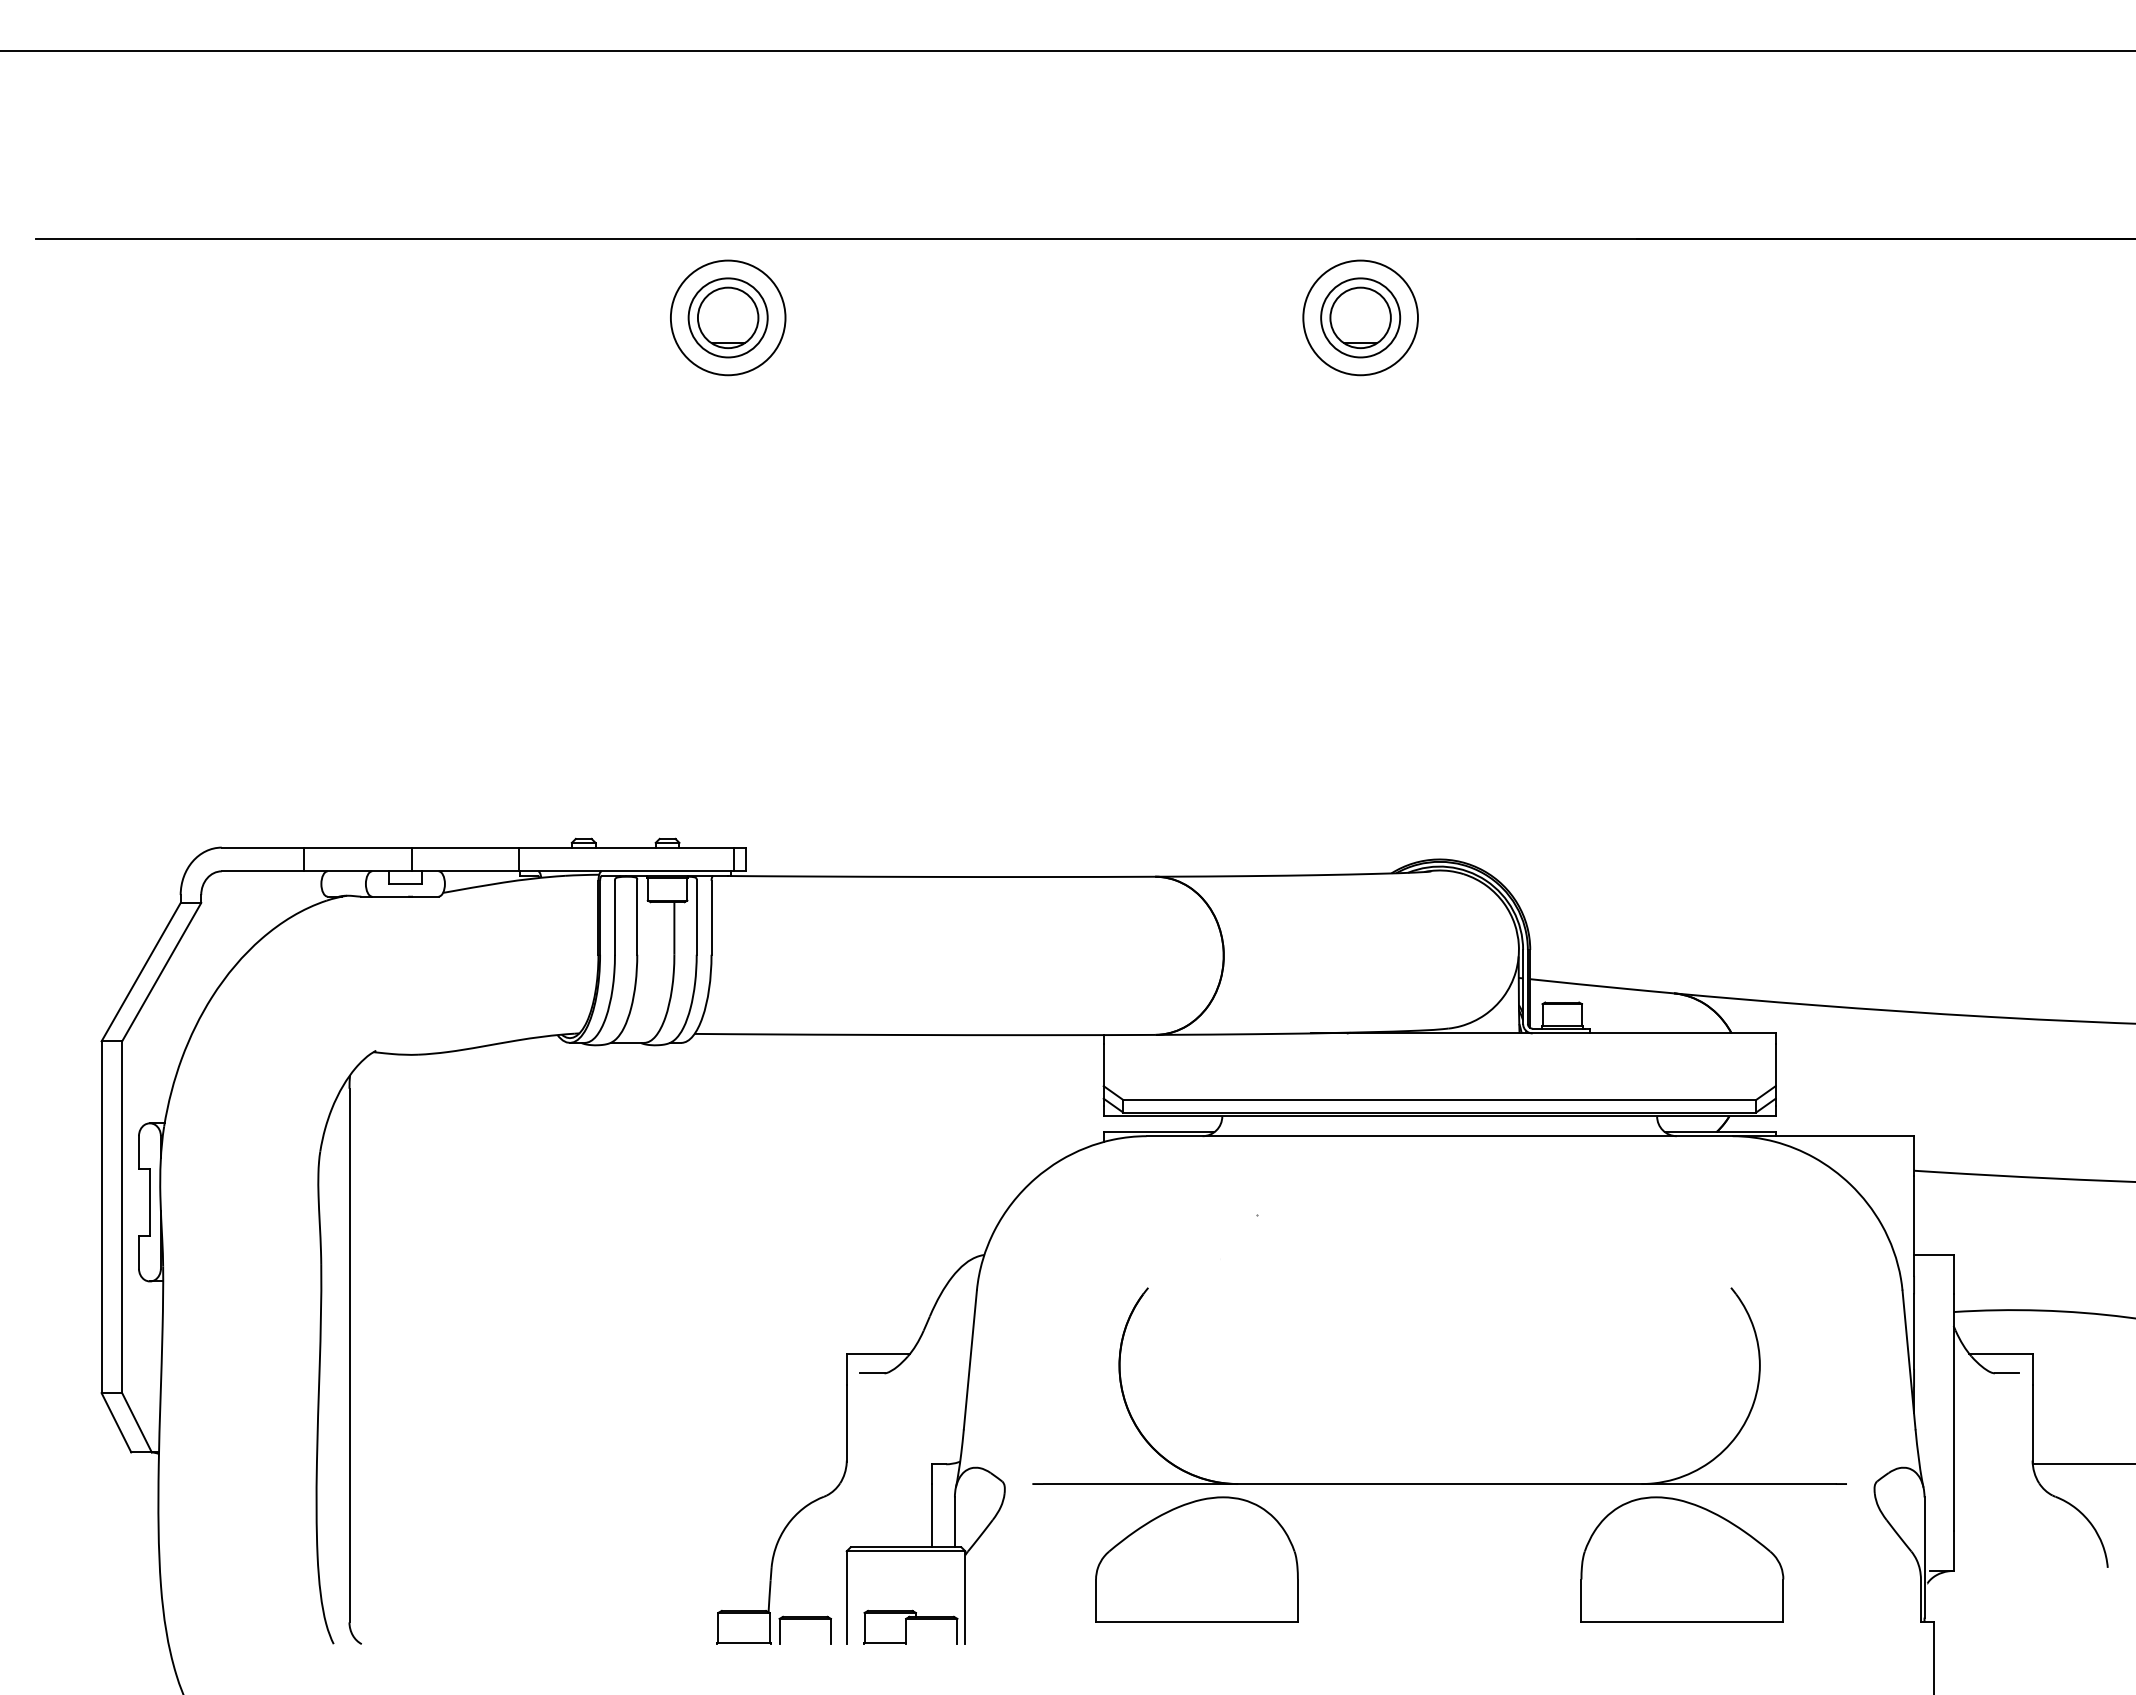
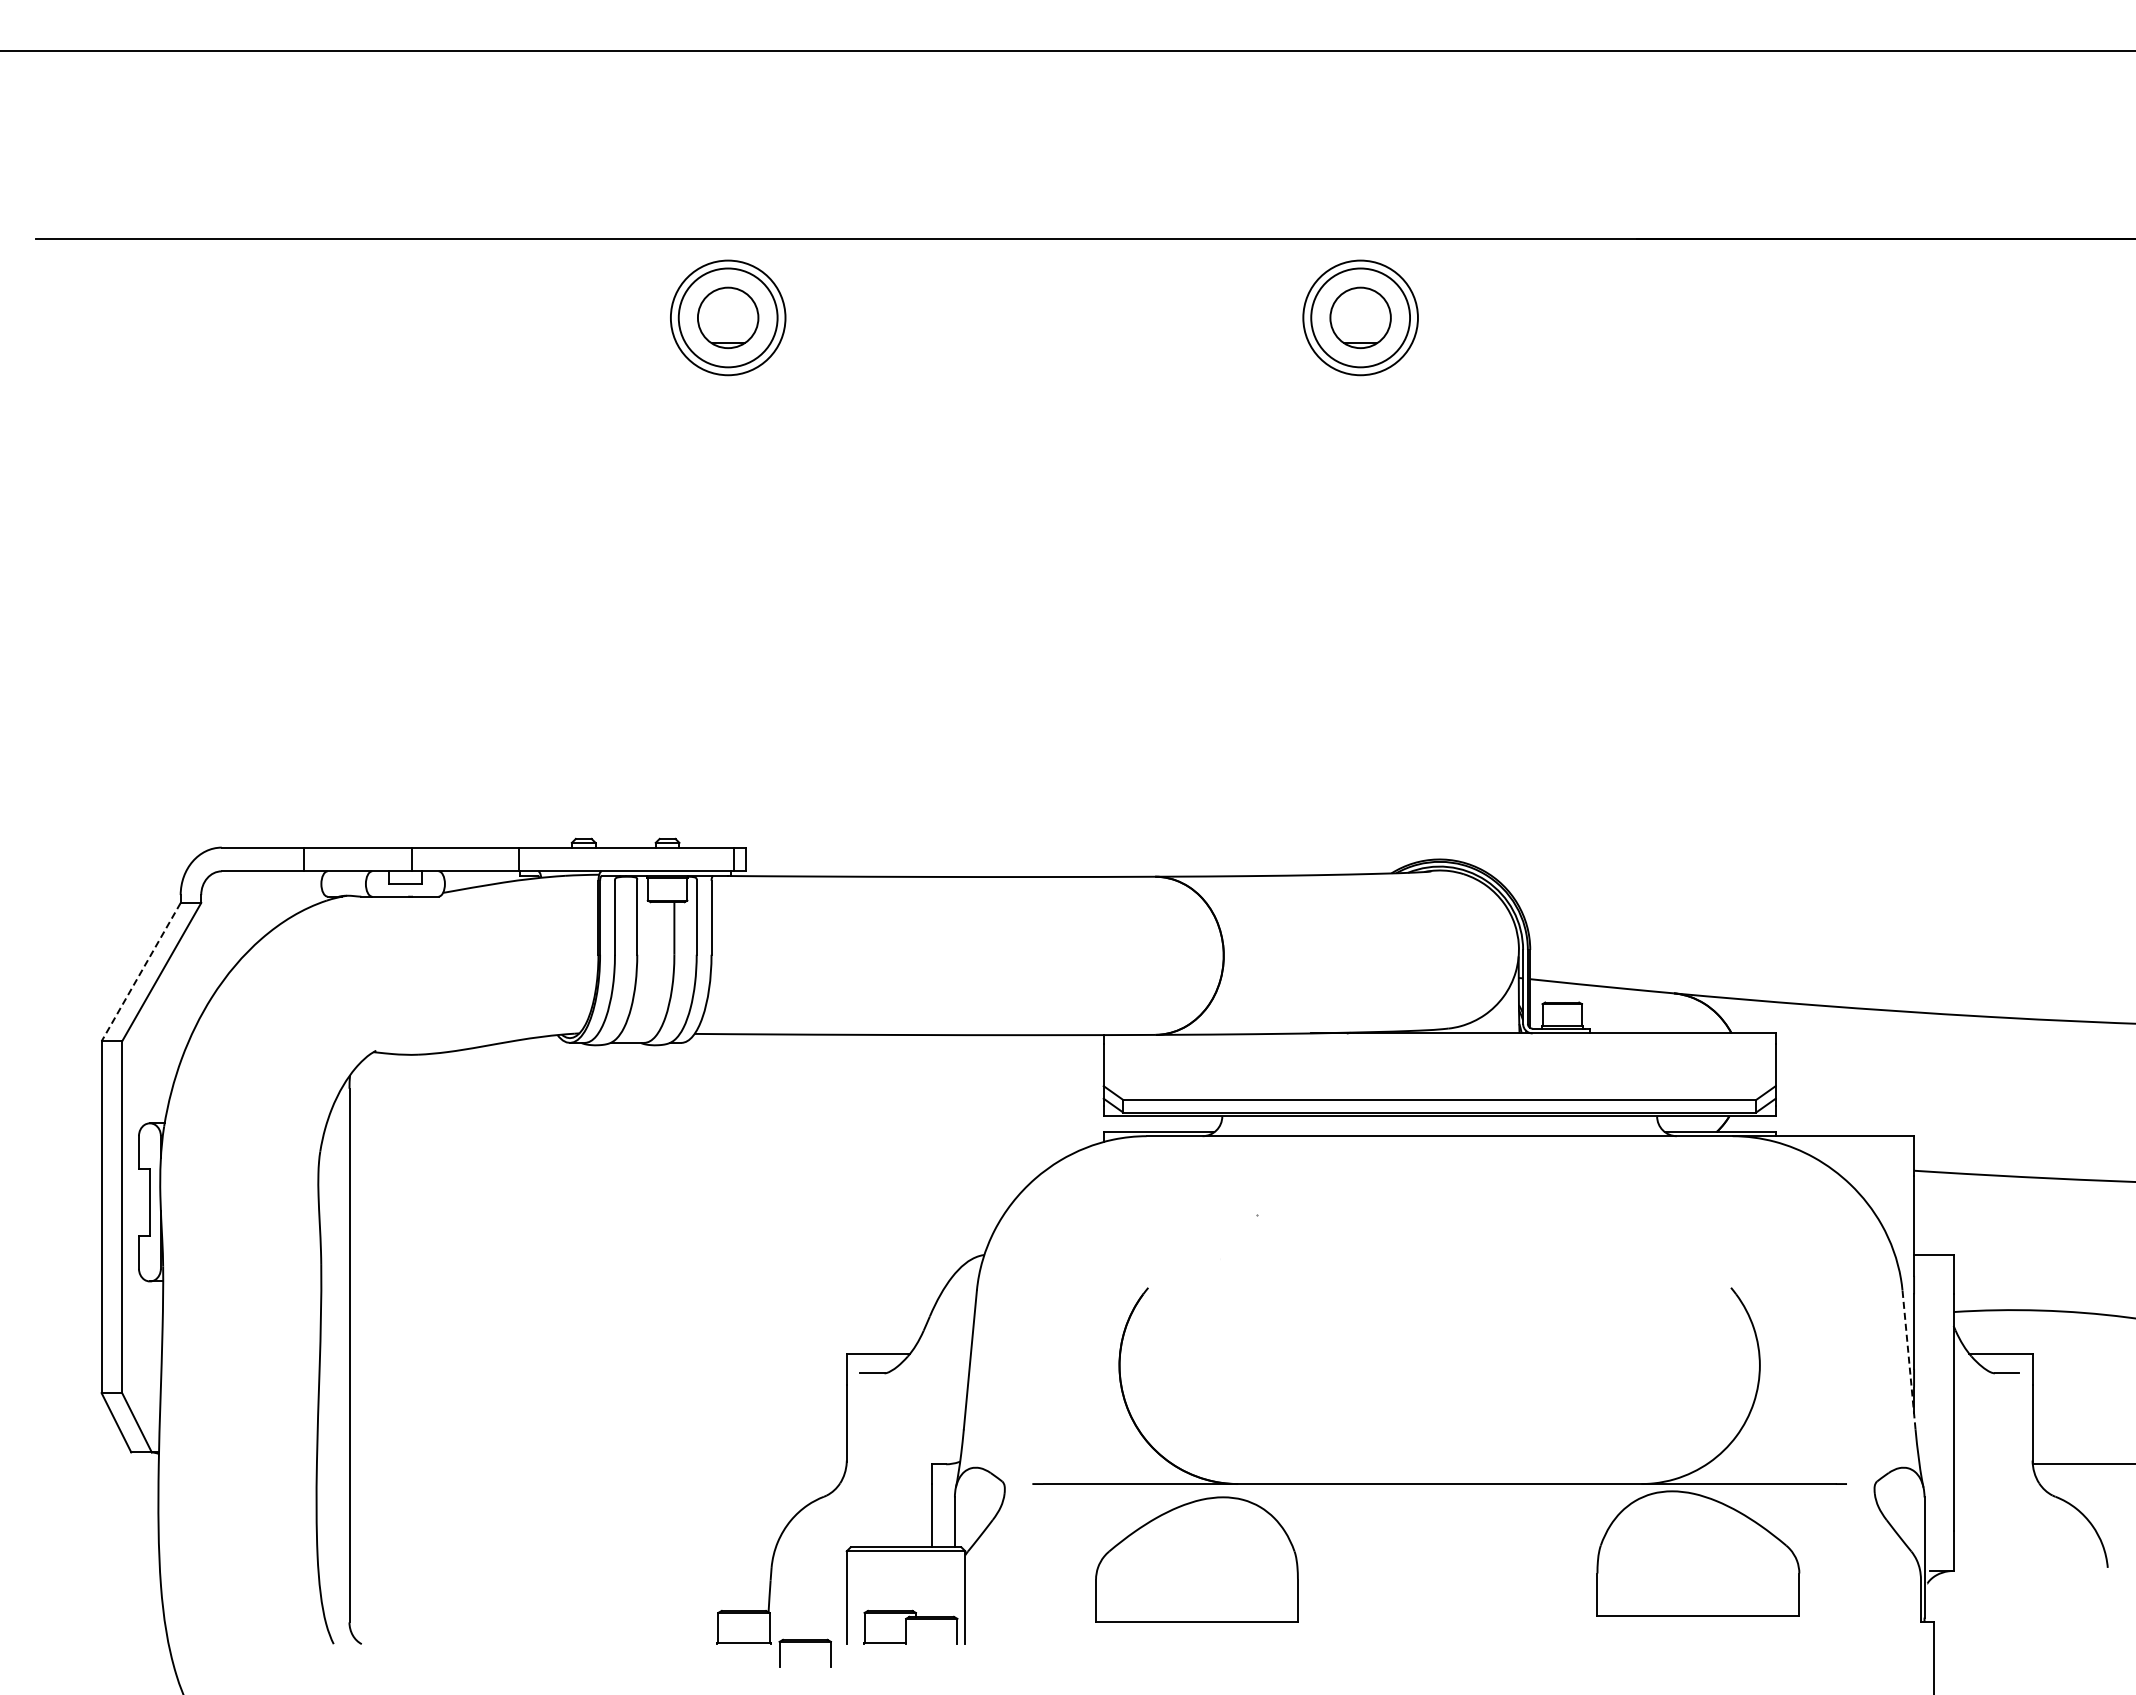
circle diameter: 79 px -> 99 px (727, 317)
circle diameter: 79 px -> 99 px (1360, 317)
line: solid -> dashed (141, 972)
line: solid -> dashed (1909, 1359)
part position: (1682, 1559) -> (1698, 1553) (1698, 1553)
part position: (804, 1619) -> (804, 1642) (804, 1642)
